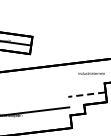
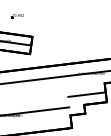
part: none -> present (17, 16)
line: none -> present (54, 77)
line: dashed -> solid (86, 94)
